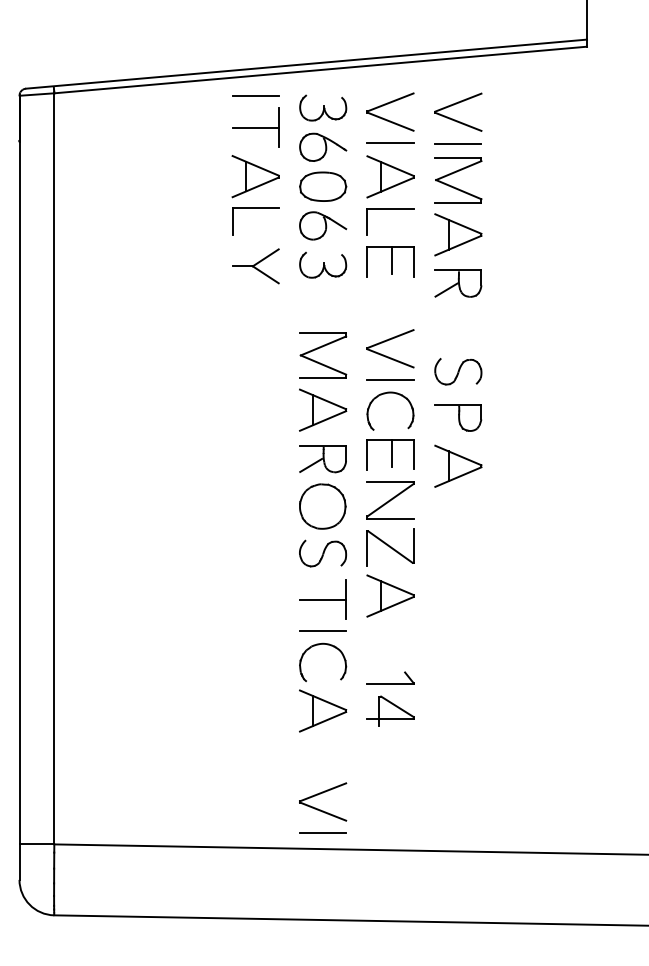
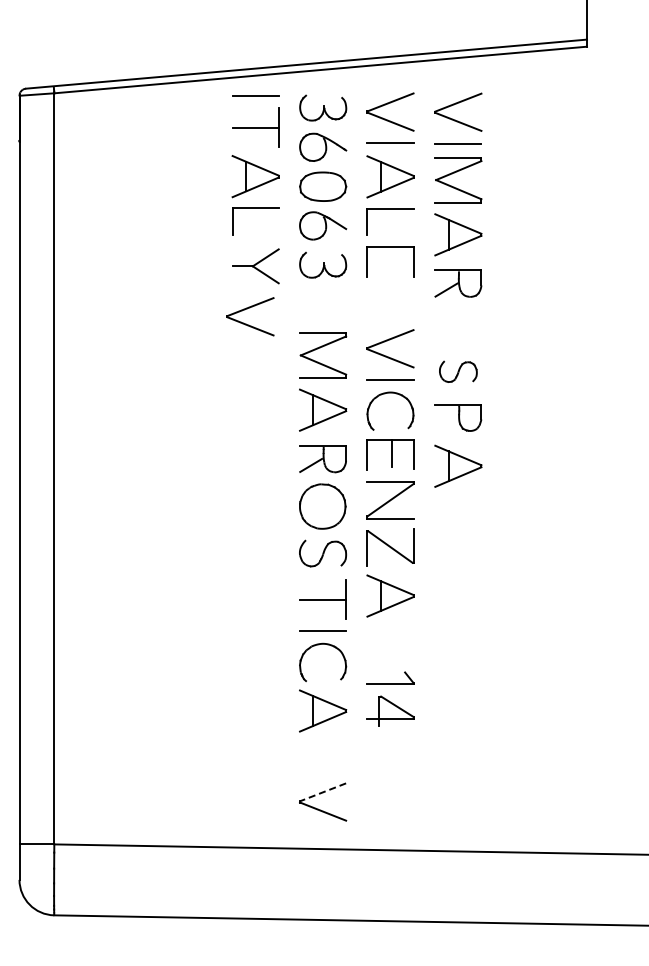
line: present -> none (391, 260)
part: none -> present (247, 309)
part size: 49x28 px -> 39x23 px (458, 371)
line: solid -> dashed (323, 792)
line: present -> none (323, 833)
